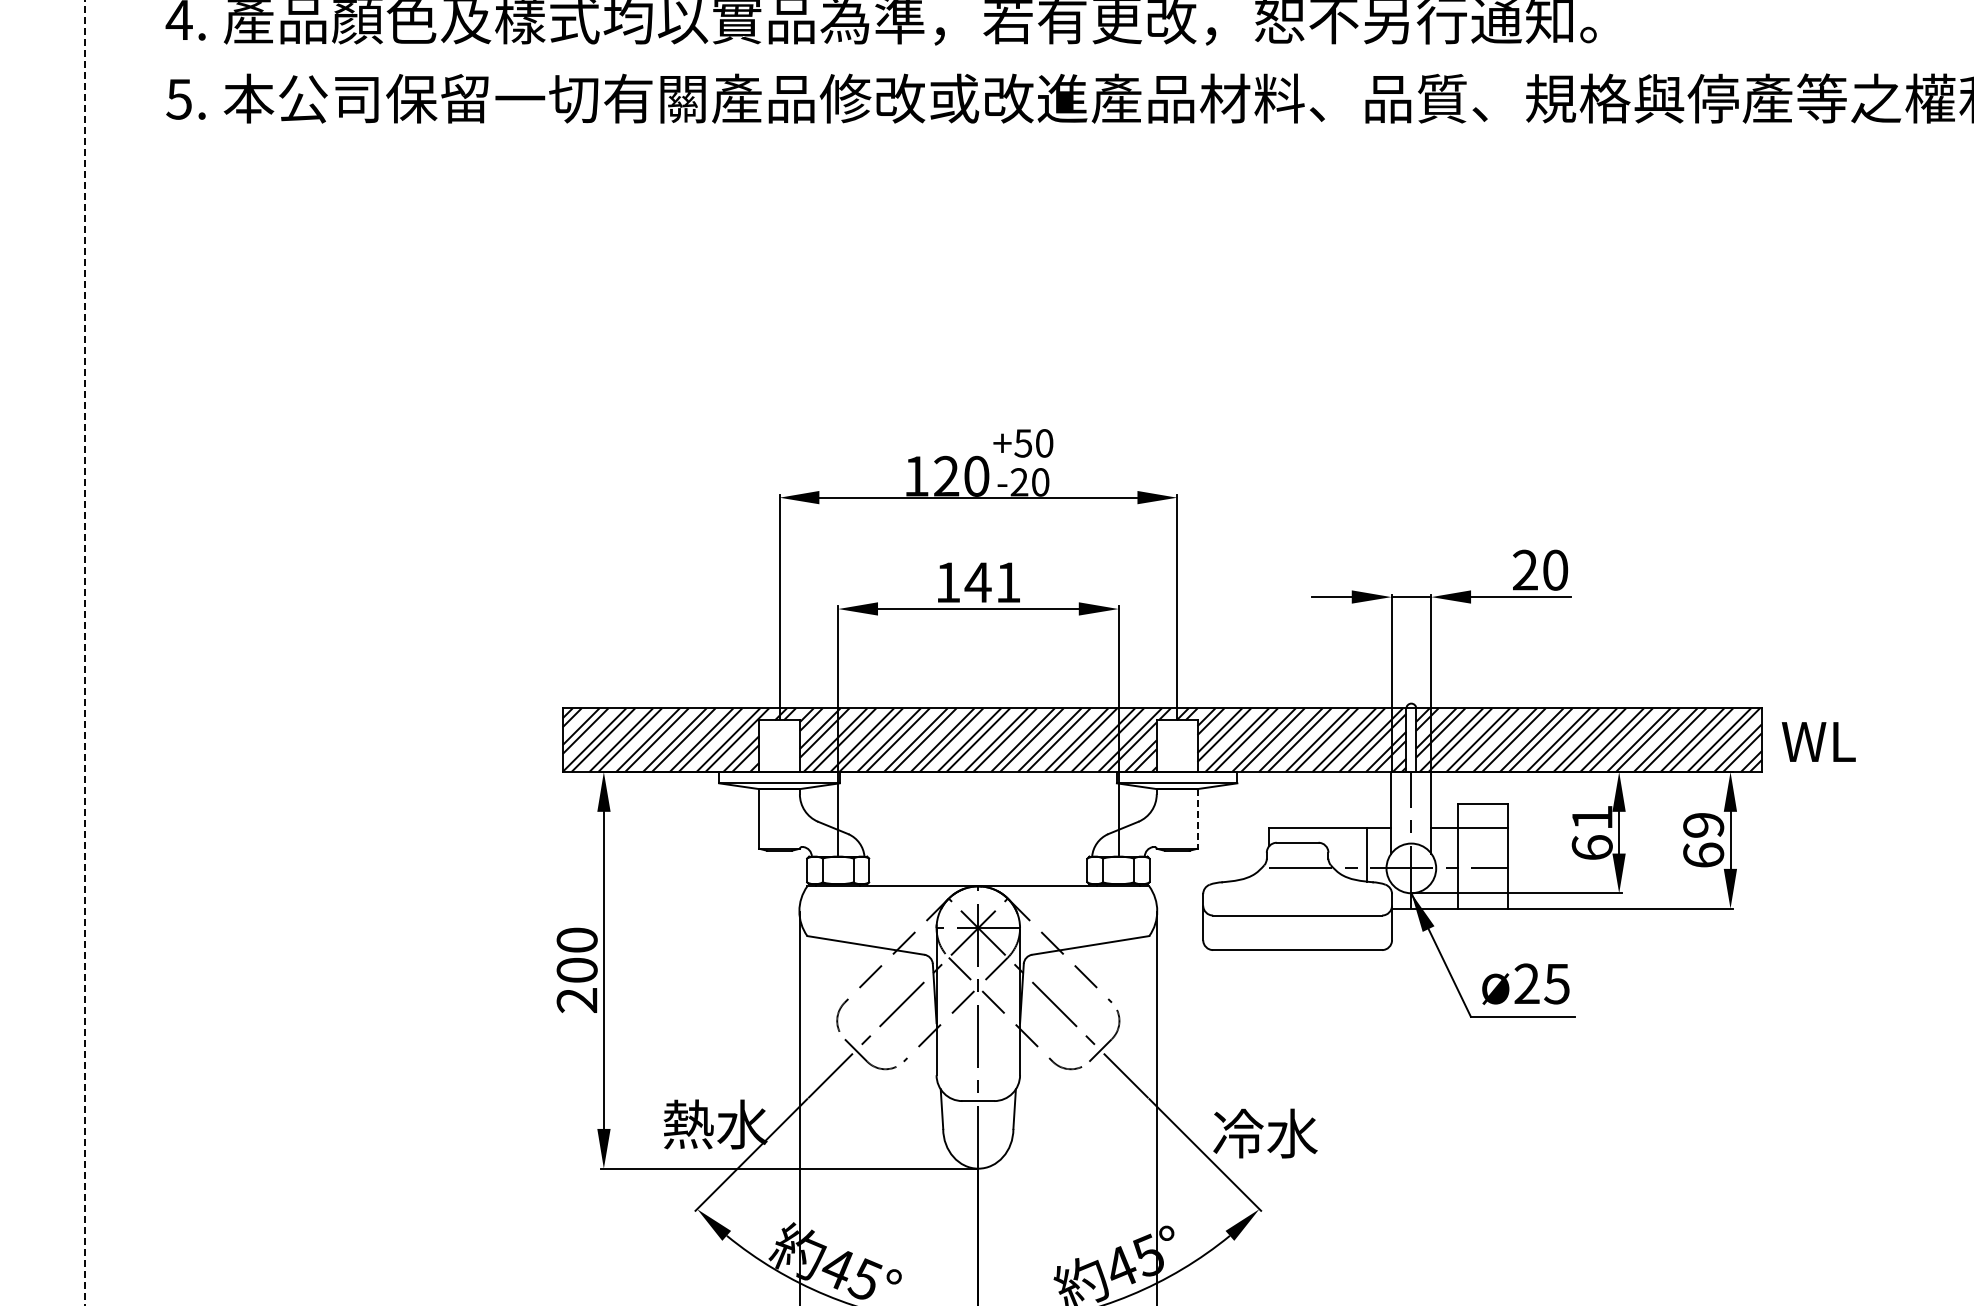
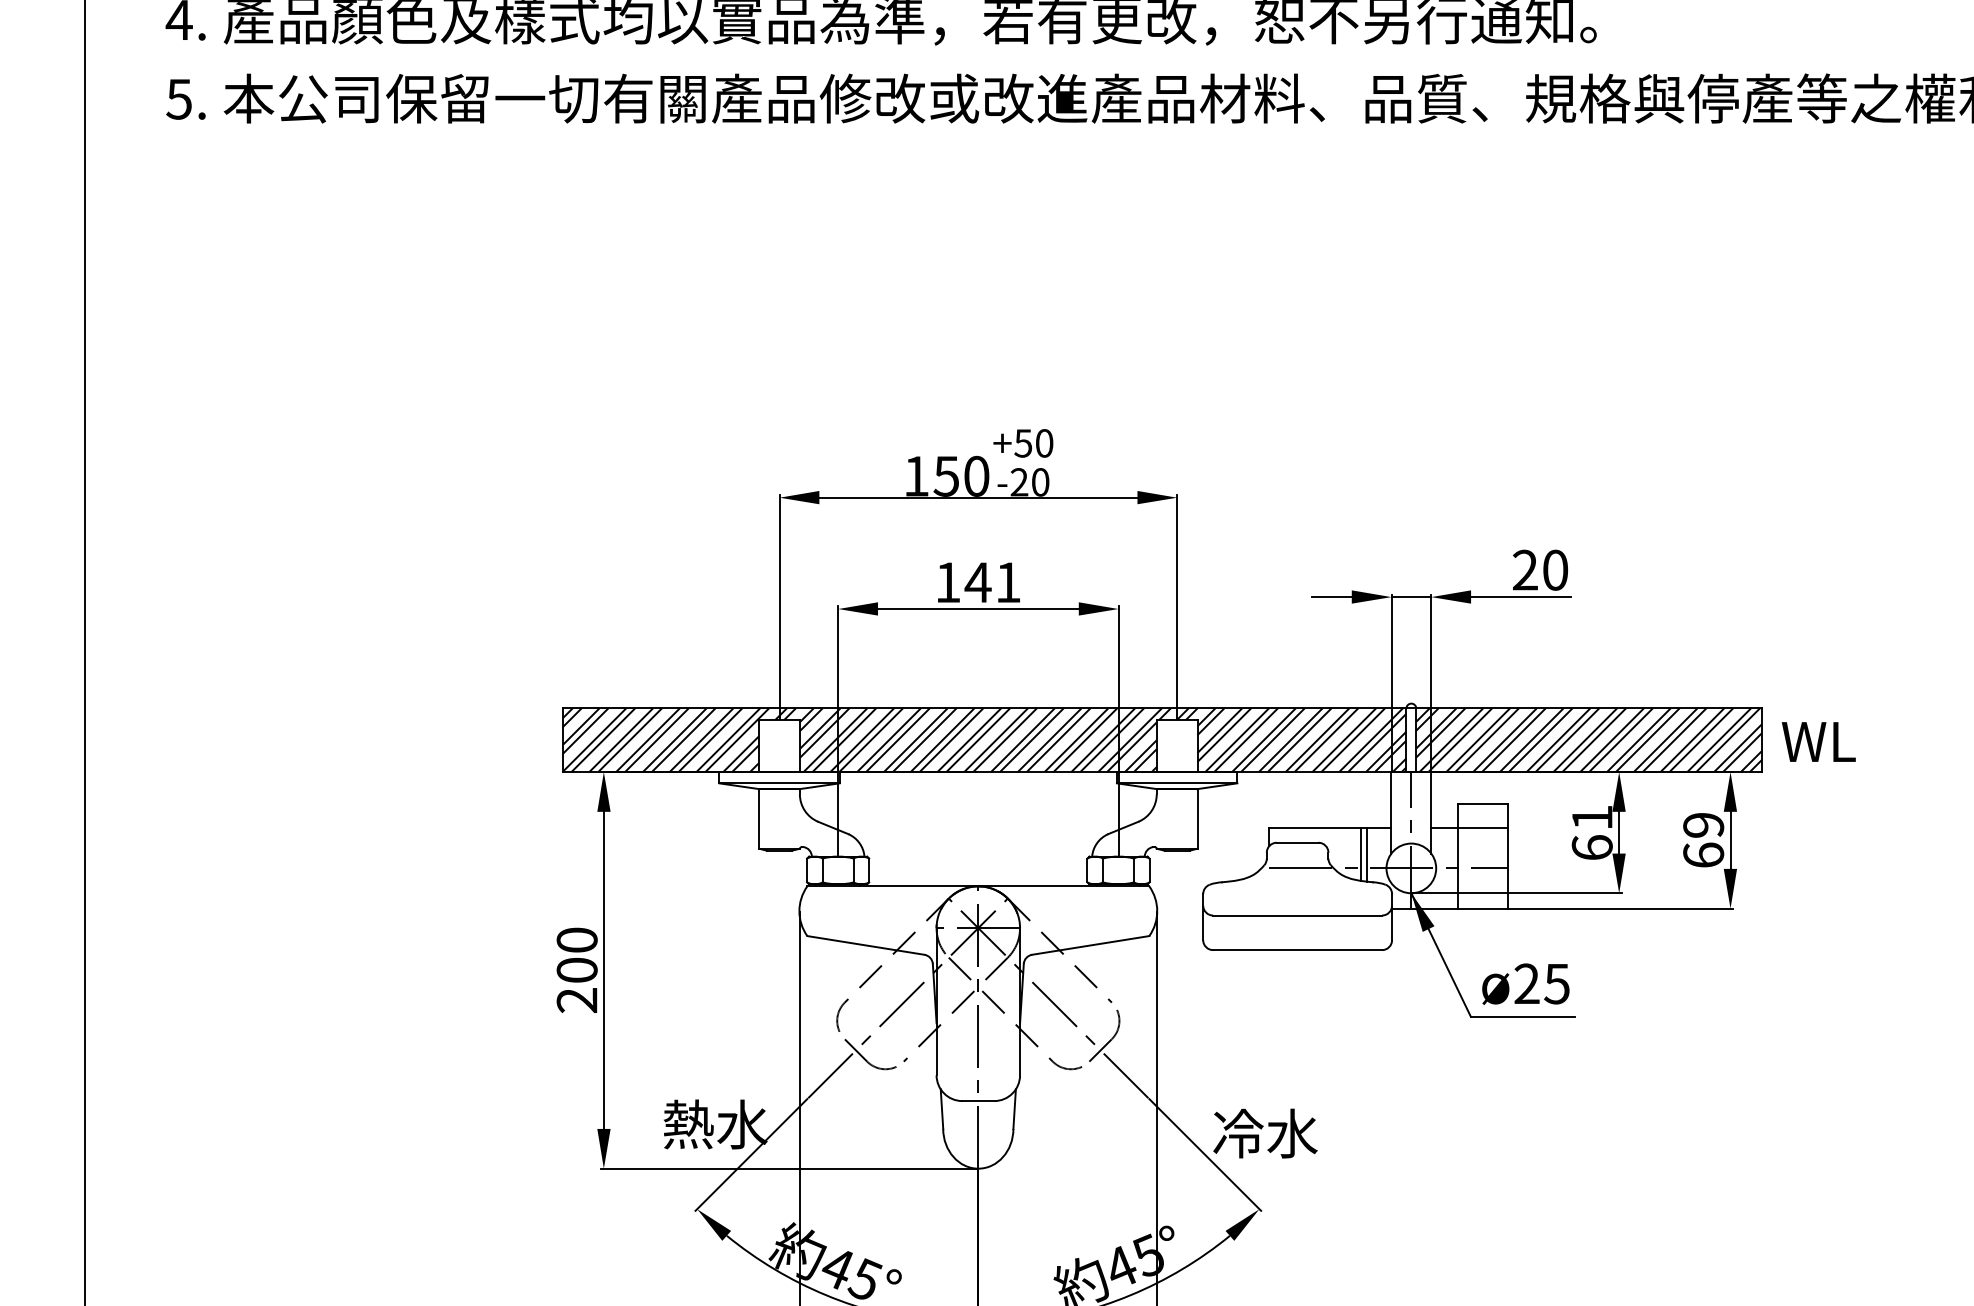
text: 120 -> 150 (946, 475)
line: dashed -> solid (84, 652)
line: dashed -> solid (1197, 818)
line: none -> present (1360, 854)
